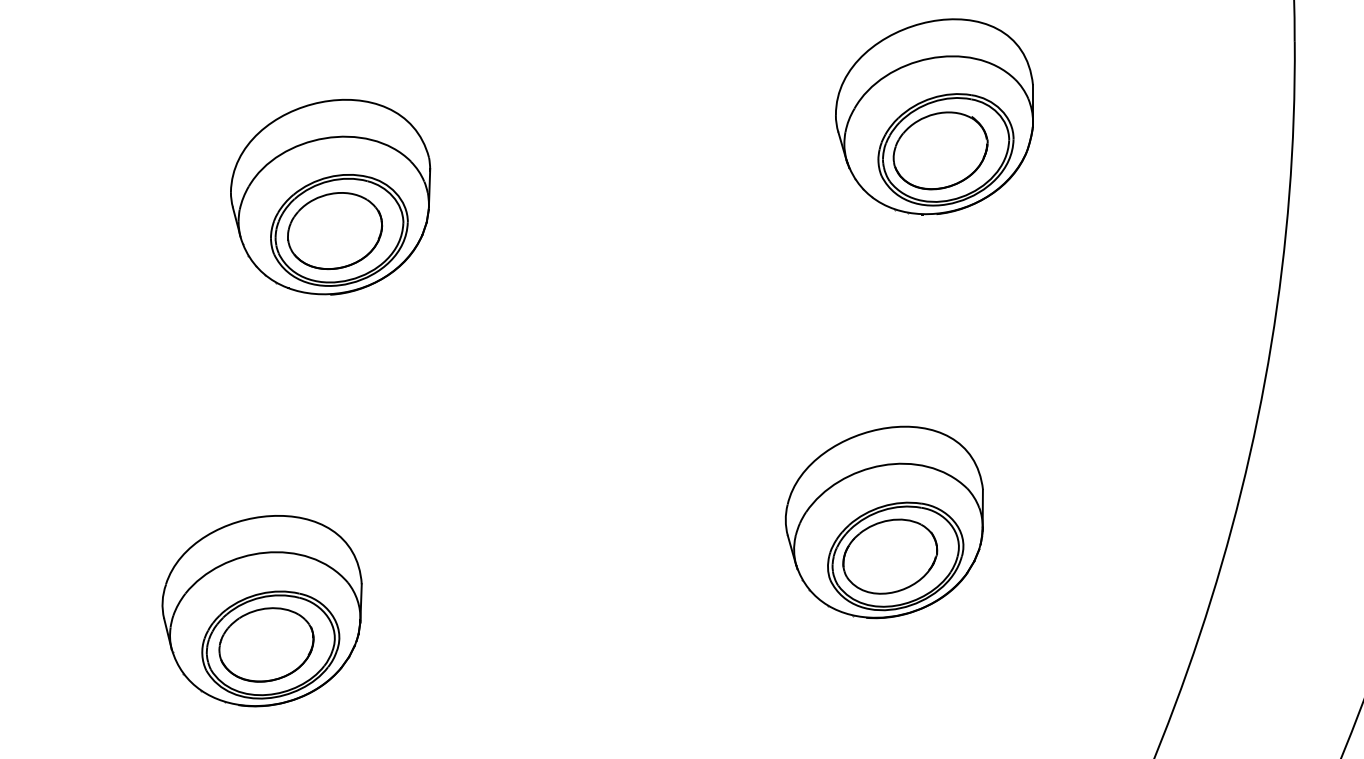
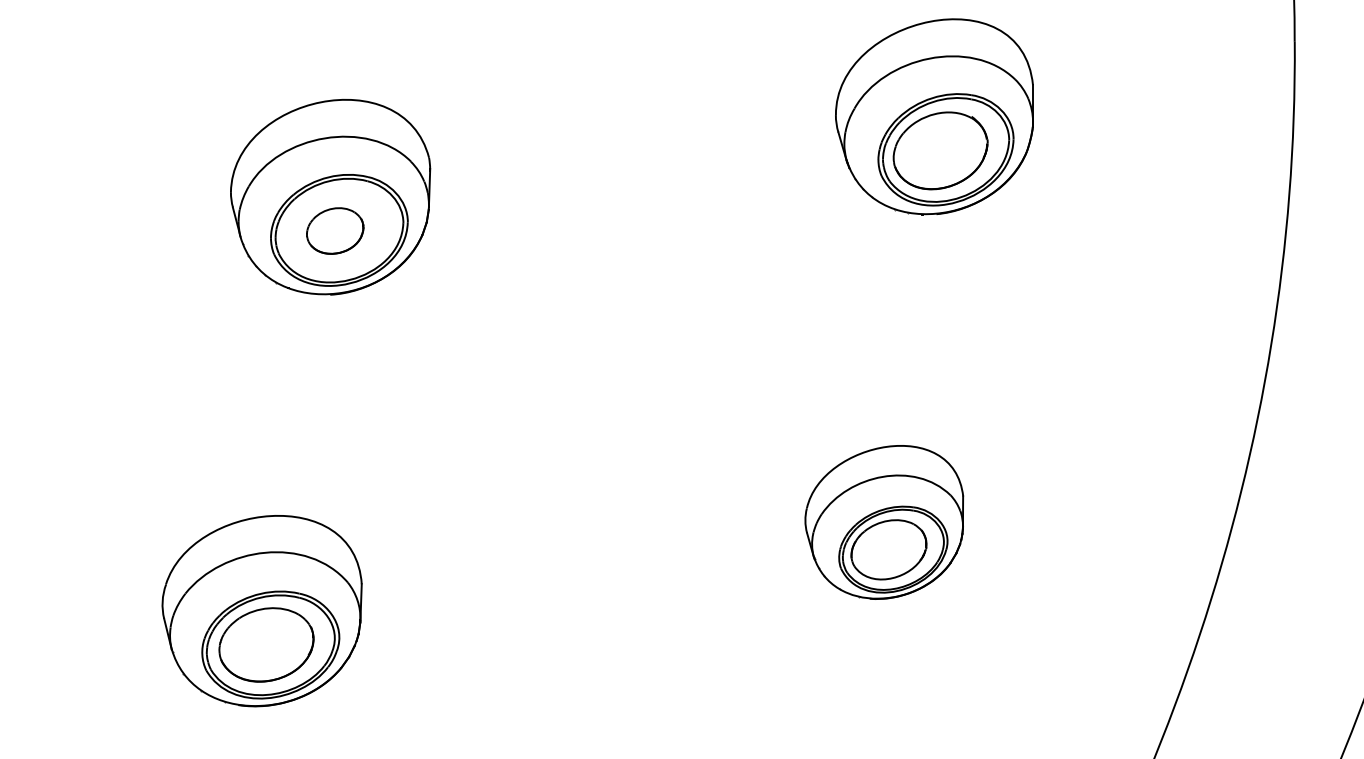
part size: 97x78 px -> 59x48 px (335, 230)
part size: 200x195 px -> 161x155 px (884, 522)
